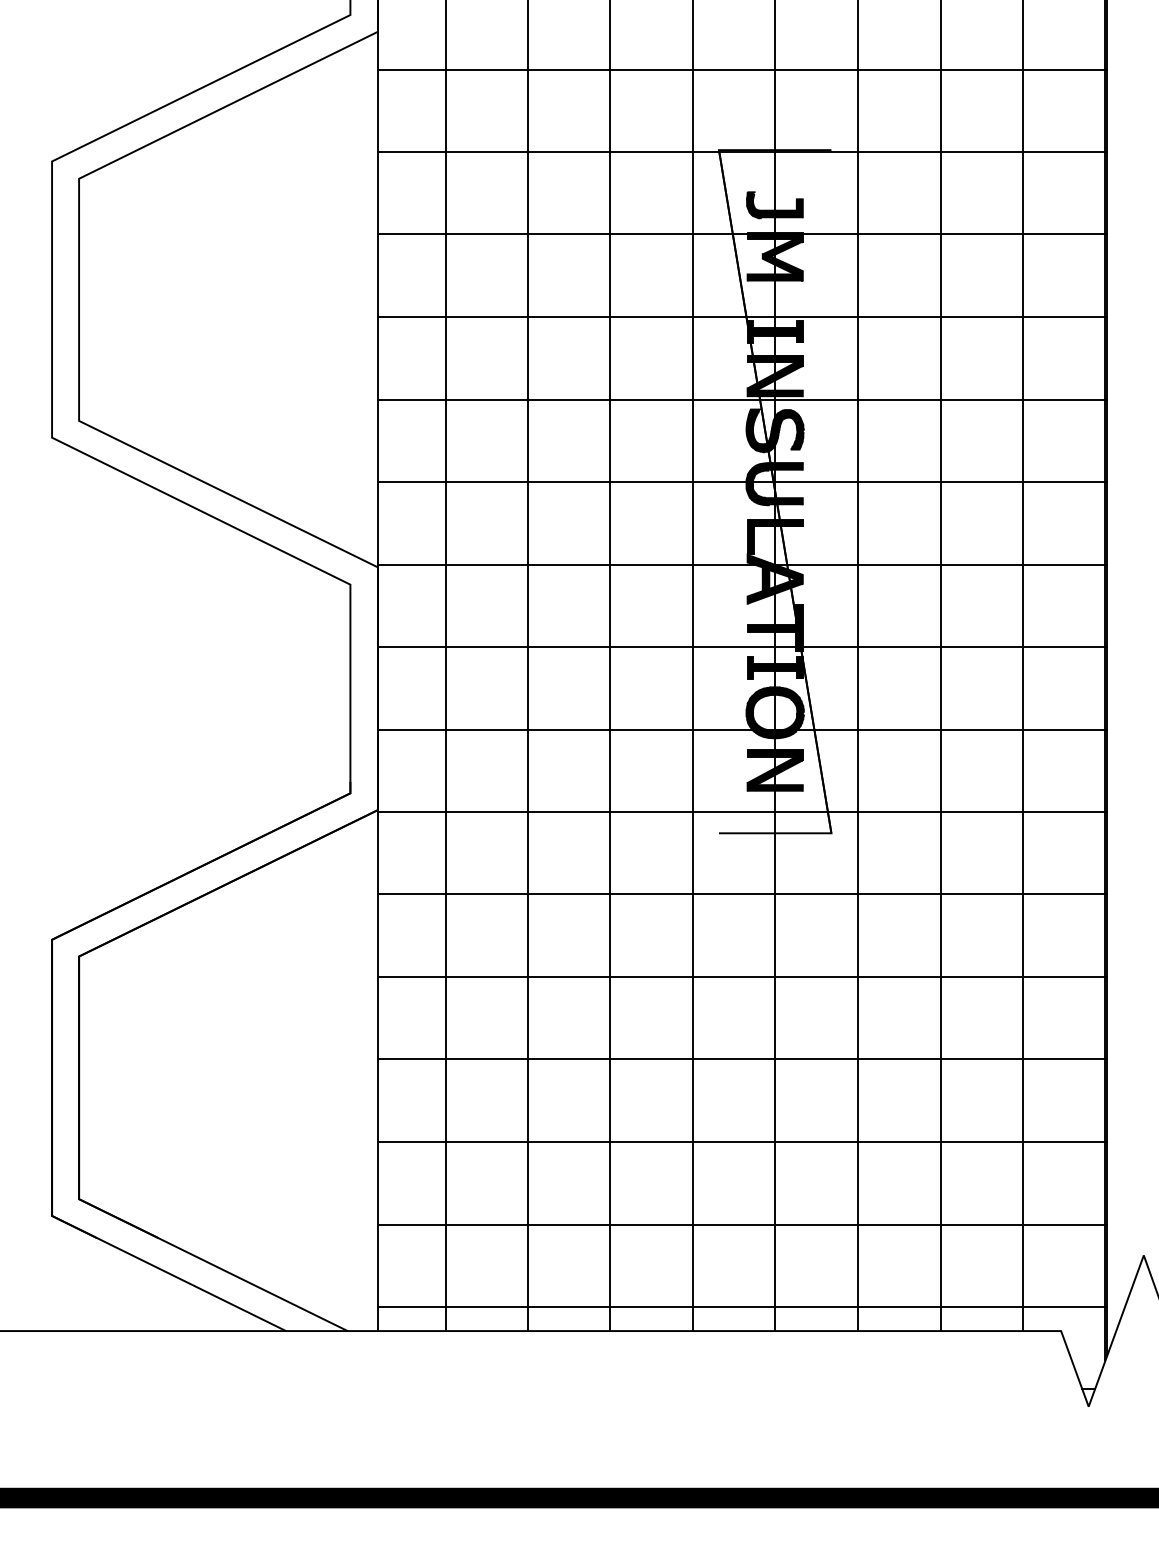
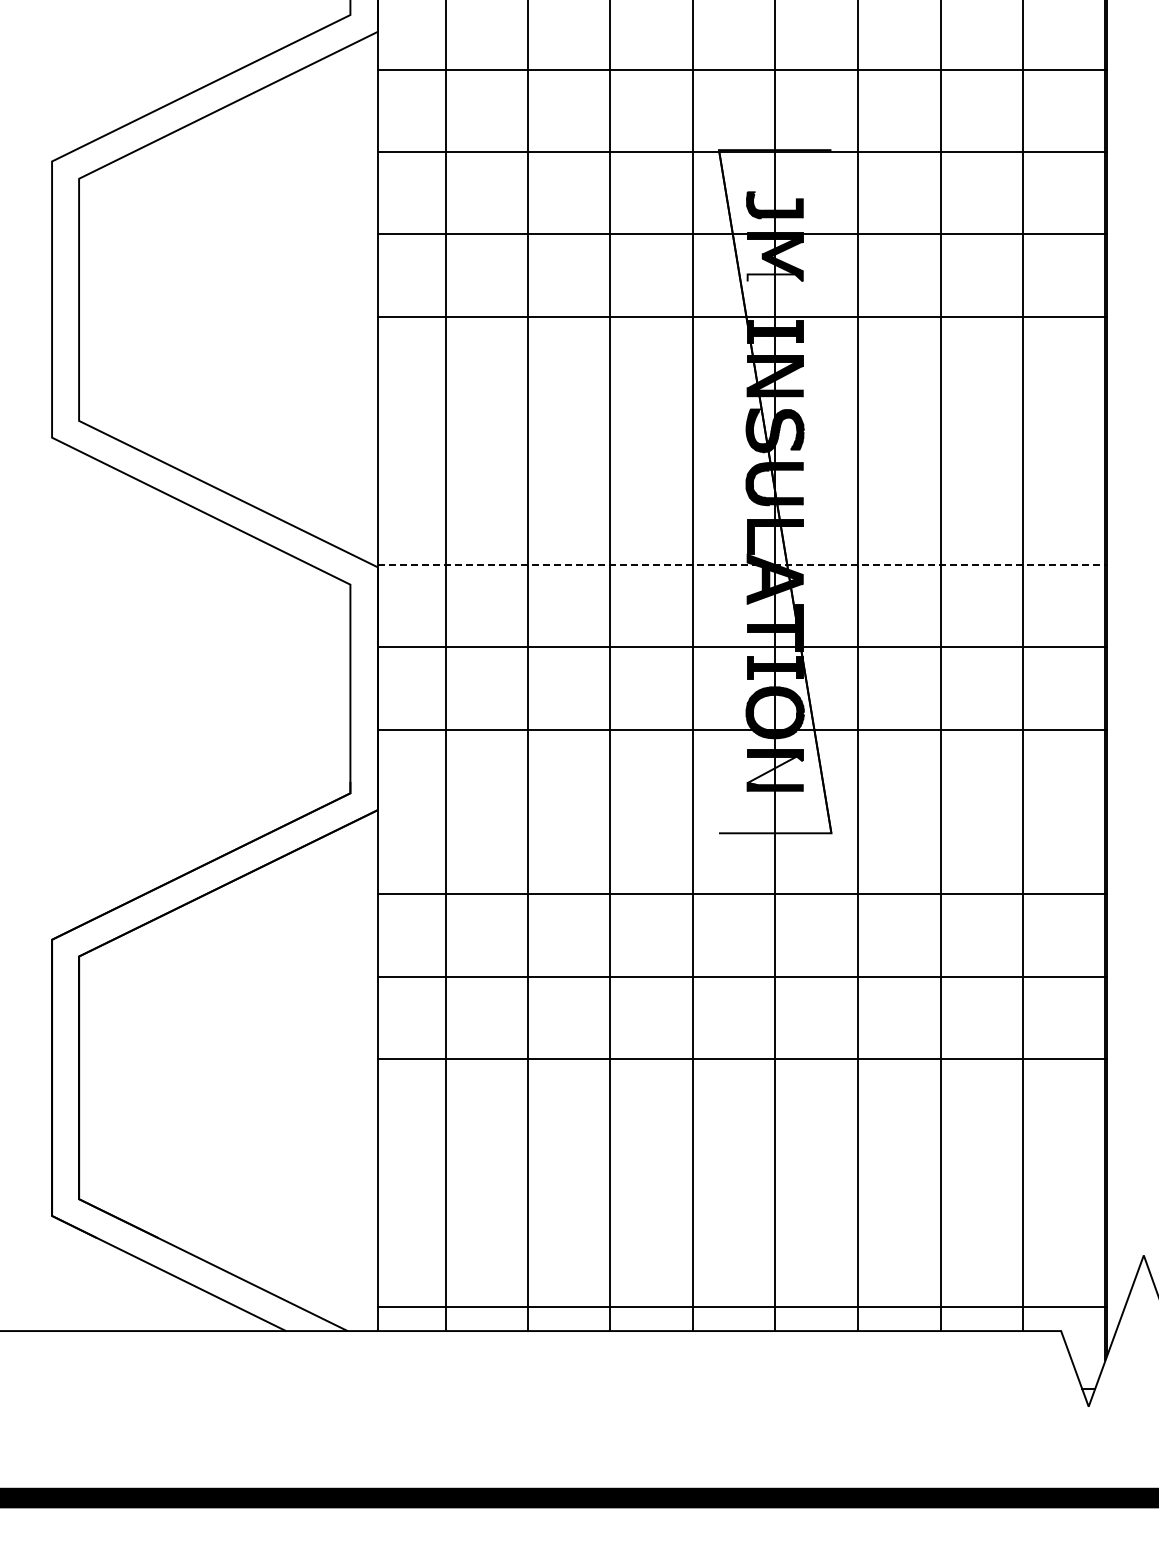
fill: present -> none (774, 277)
line: present -> none (742, 399)
line: present -> none (742, 481)
line: solid -> dashed (742, 564)
fill: present -> none (774, 770)
line: present -> none (742, 812)
line: present -> none (742, 1141)
line: present -> none (742, 1224)
